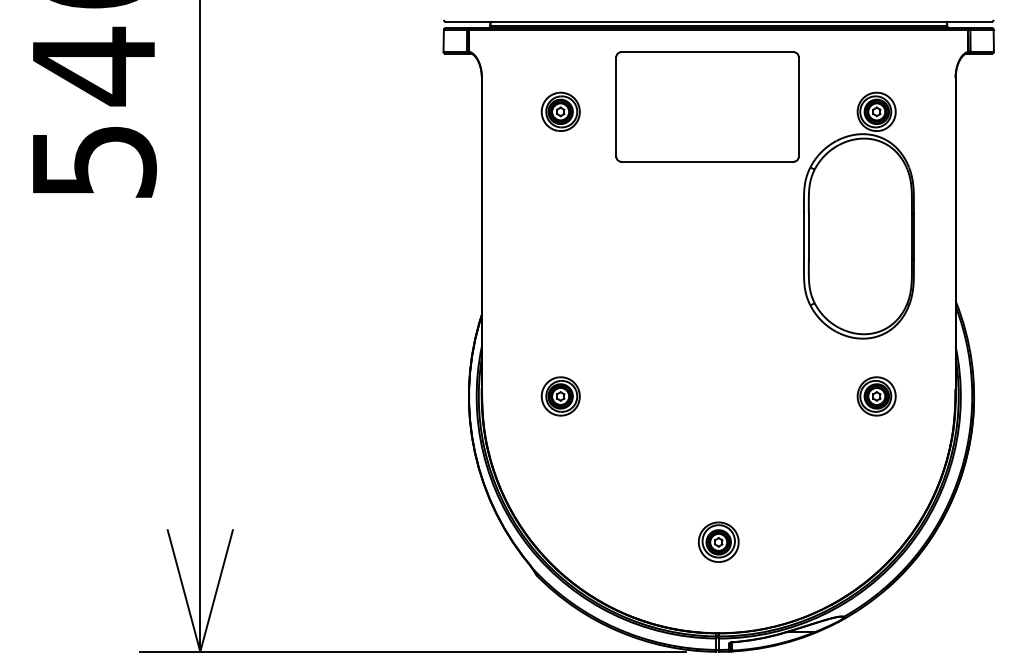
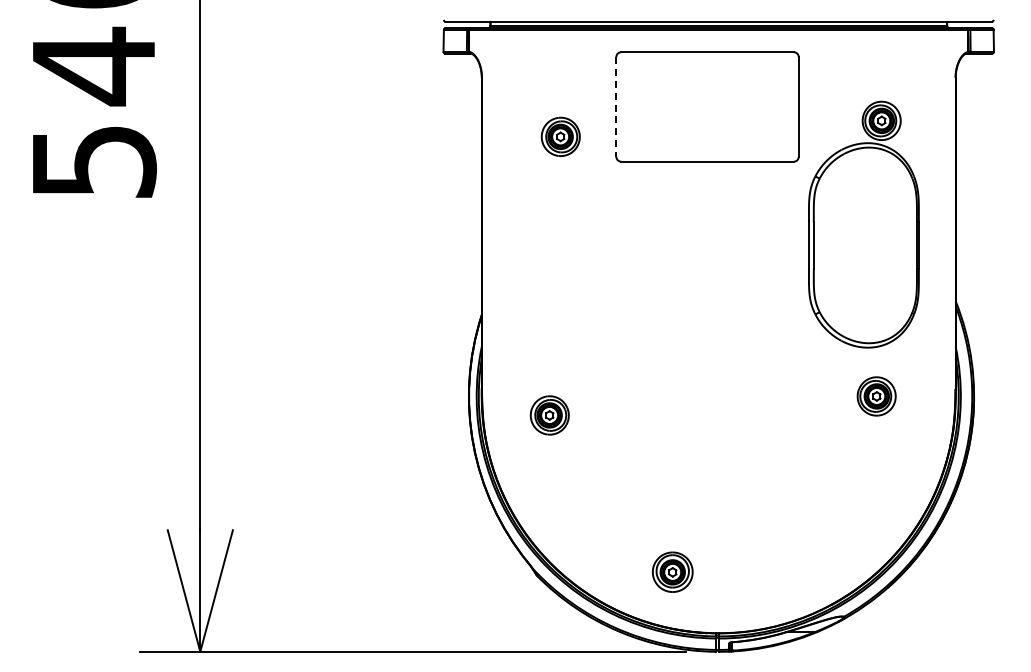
line: solid -> dashed (616, 106)
part position: (560, 111) -> (560, 136) (560, 136)
part position: (858, 215) -> (863, 224) (863, 224)
part position: (560, 396) -> (549, 415) (549, 415)
part position: (718, 541) -> (672, 571) (672, 571)
